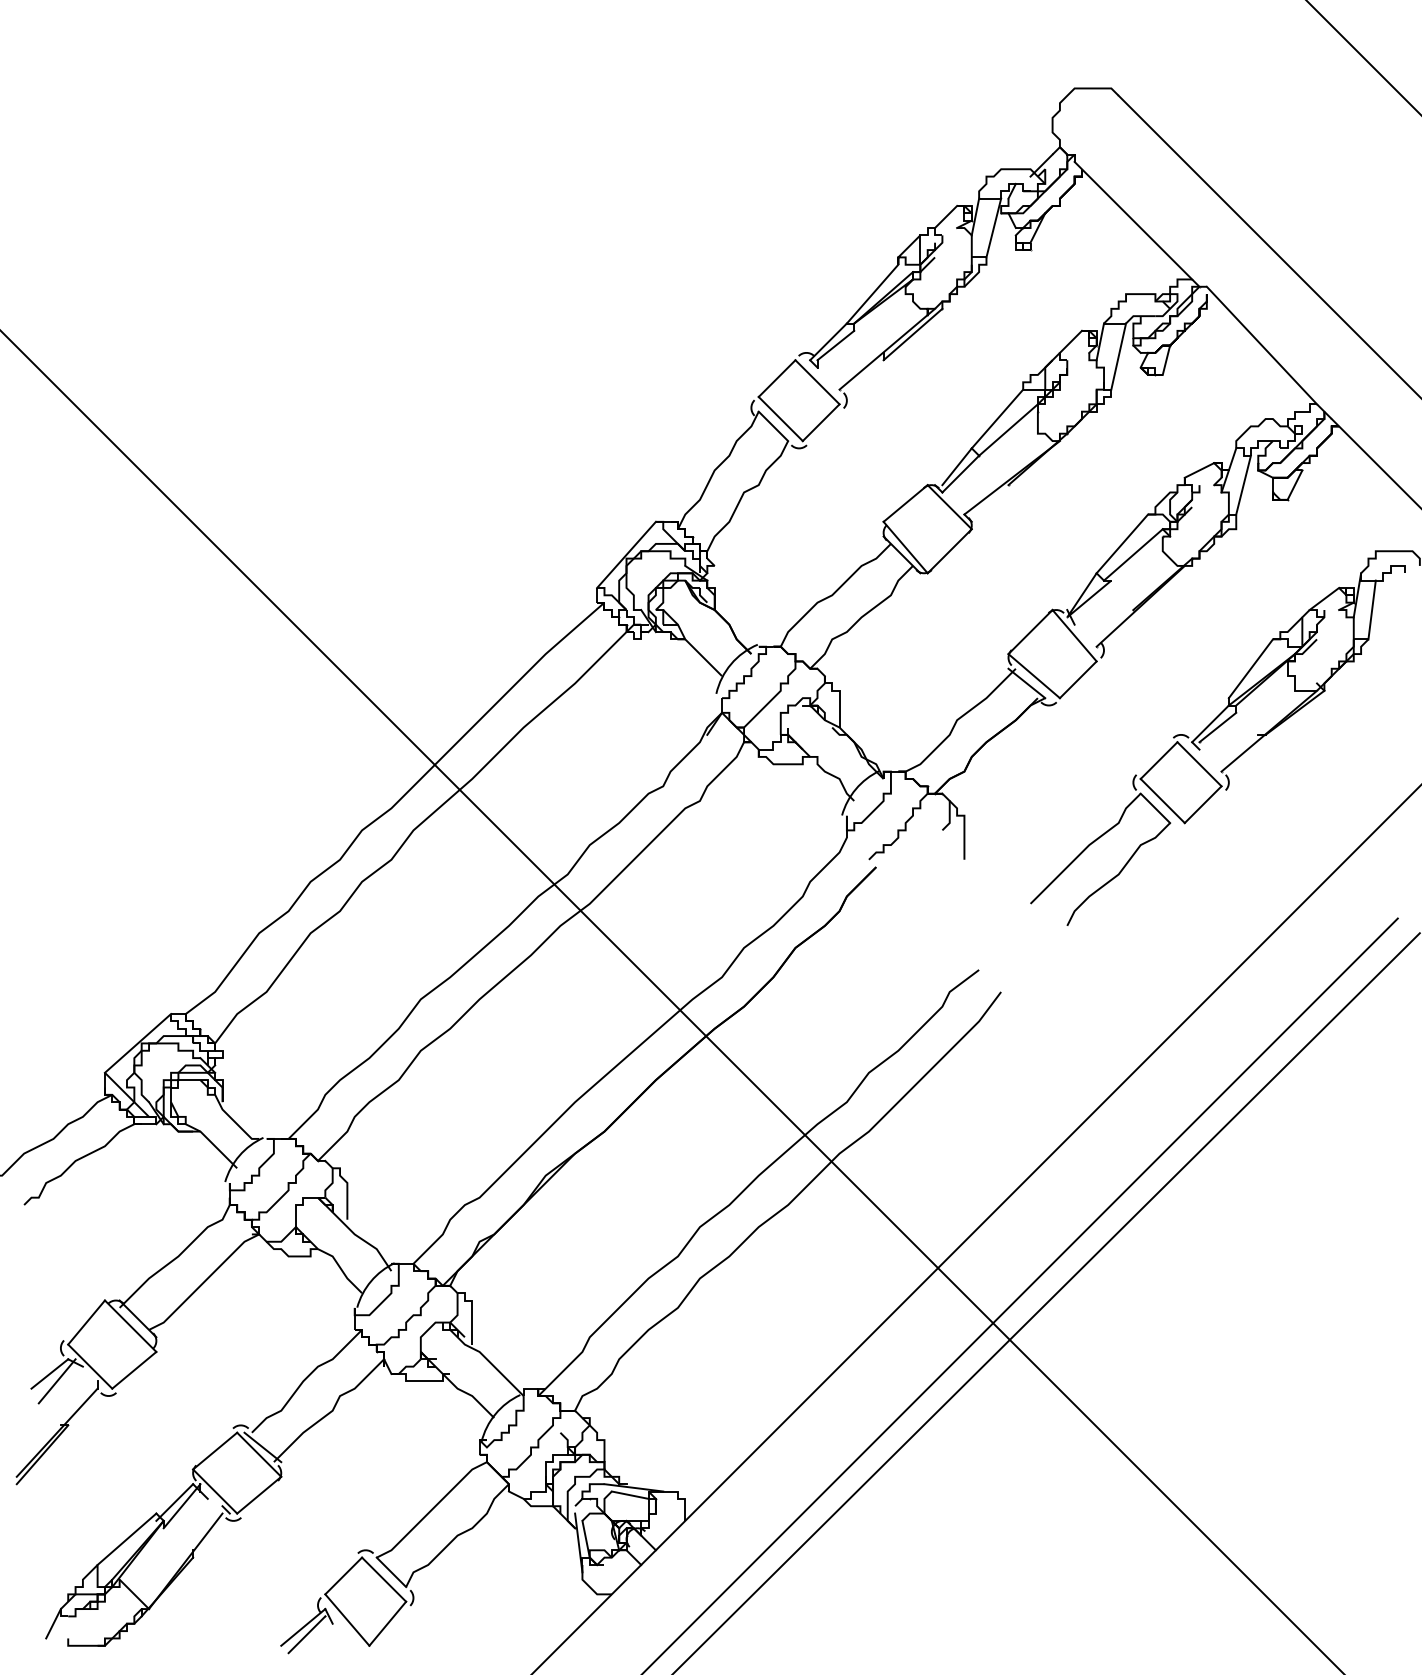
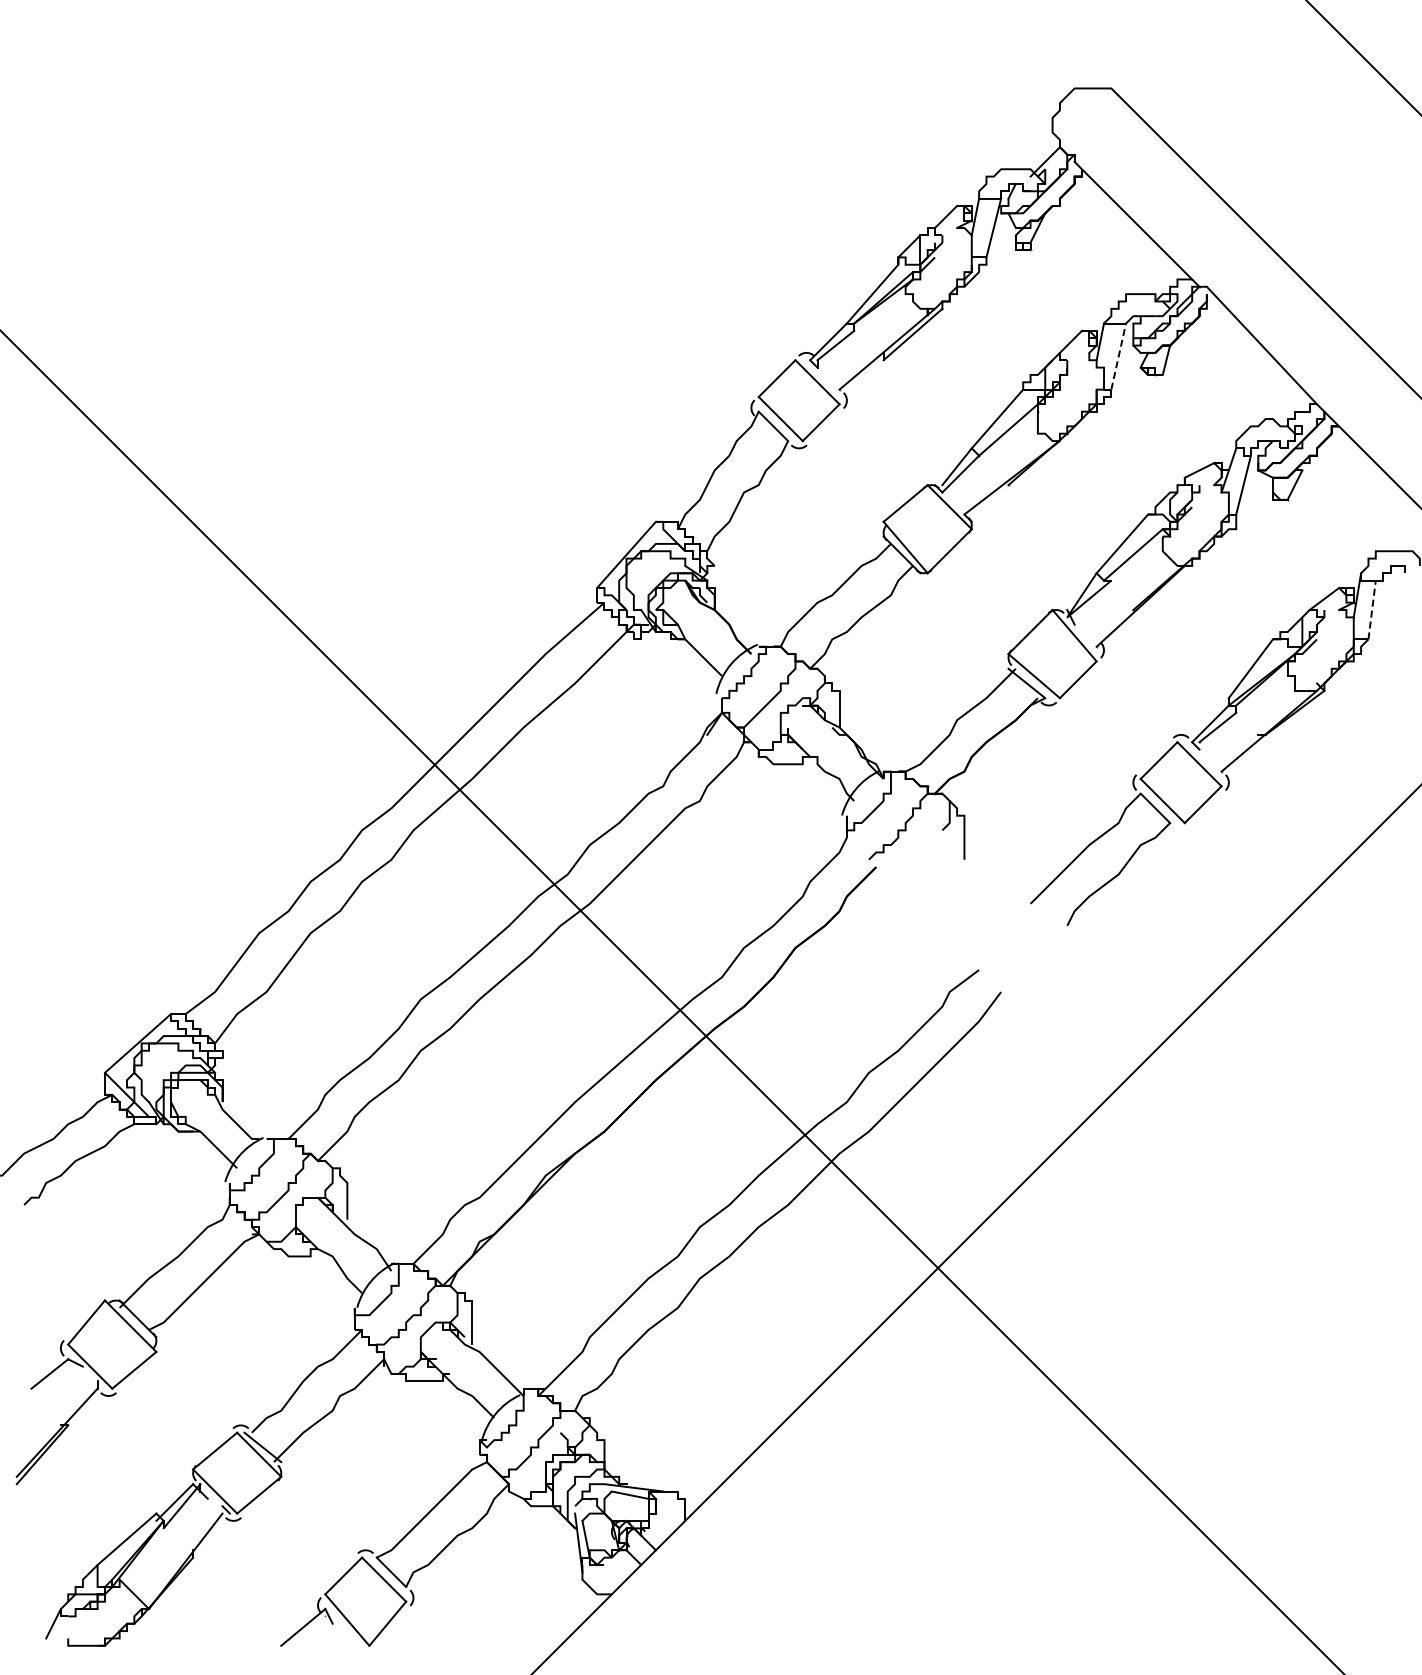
line: solid -> dashed (1118, 356)
line: solid -> dashed (1372, 610)
line: present -> none (1020, 1294)
line: present -> none (1046, 1302)
line: present -> none (56, 1381)
line: present -> none (306, 1634)
